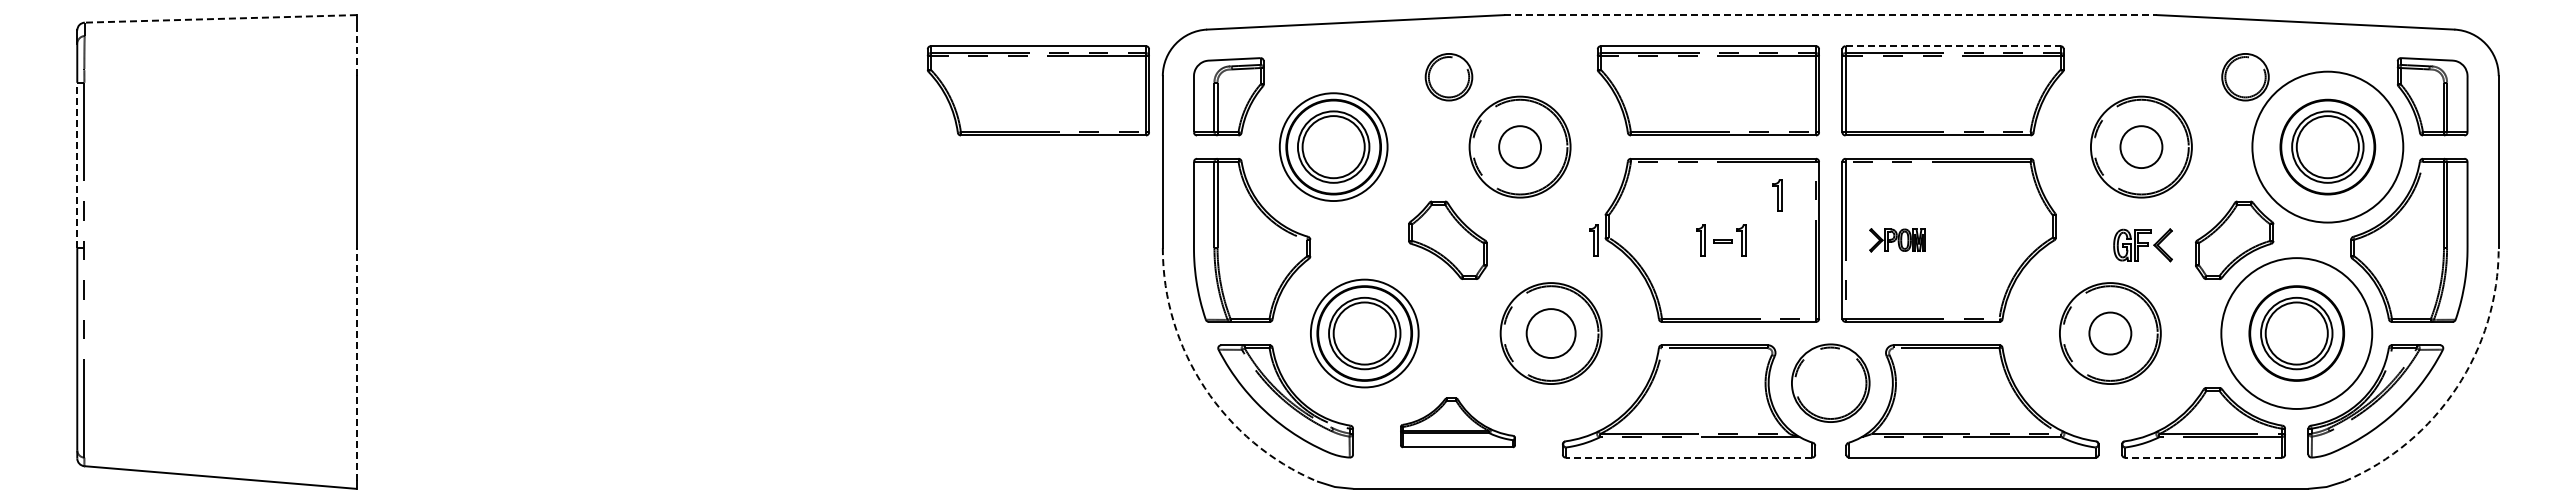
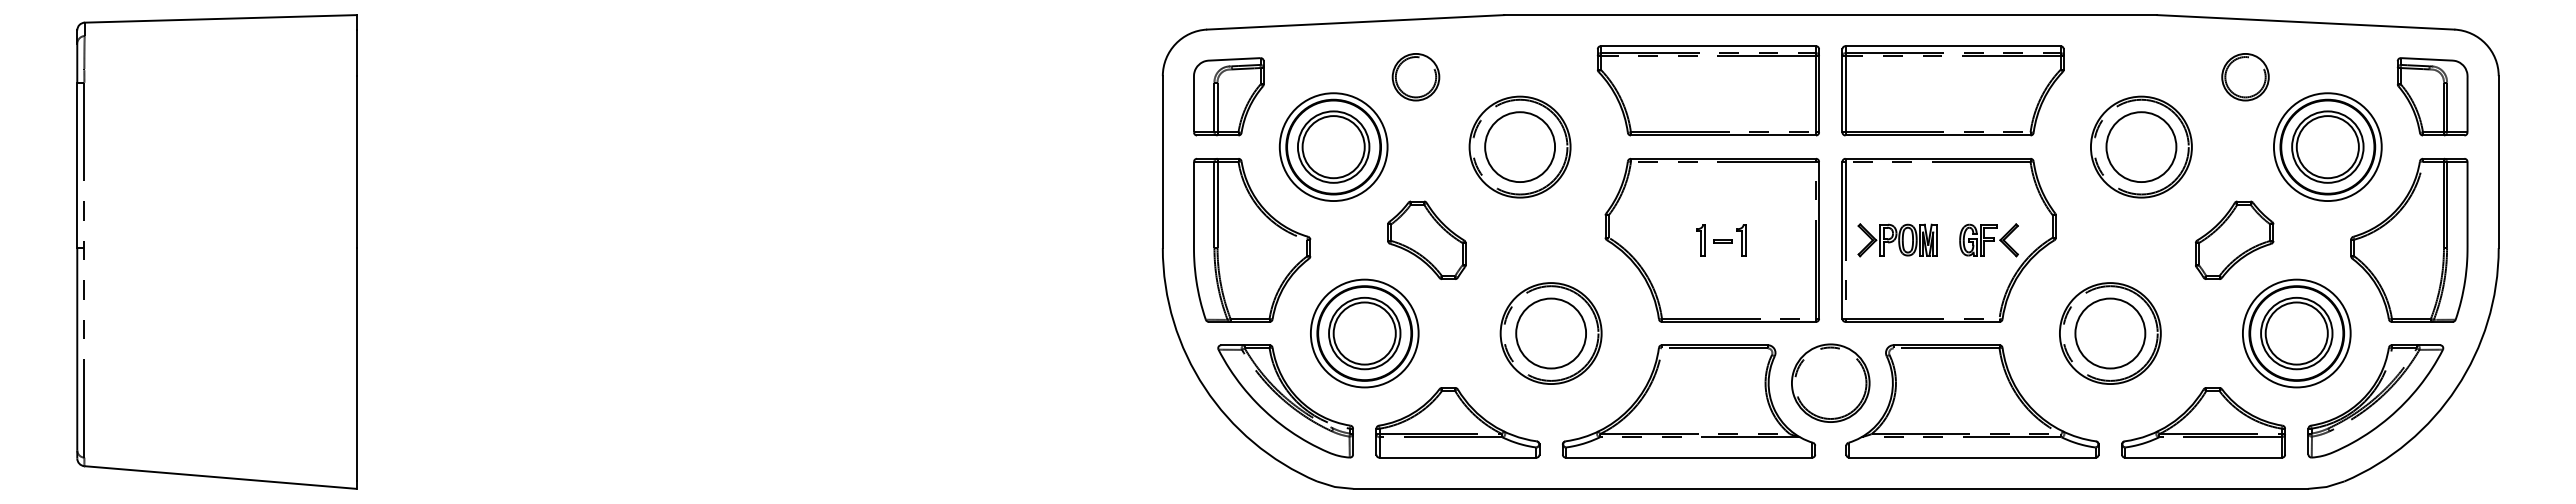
line: dashed -> solid (1831, 15)
line: dashed -> solid (220, 18)
line: dashed -> solid (1953, 46)
line: dashed -> solid (356, 52)
part position: (1448, 77) -> (1415, 77) (1415, 77)
part: present -> none (1038, 90)
circle diameter: 151 px -> 108 px (2327, 147)
circle diameter: 42 px -> 70 px (1520, 147)
circle diameter: 42 px -> 70 px (2141, 147)
line: dashed -> solid (77, 165)
part: present -> none (1777, 195)
part position: (1447, 239) -> (1426, 239) (1426, 239)
part: present -> none (1593, 240)
part size: 57x25 px -> 81x35 px (1897, 240)
part position: (2142, 245) -> (1988, 240) (1988, 240)
circle diameter: 49 px -> 70 px (1551, 333)
circle diameter: 42 px -> 70 px (2110, 333)
circle diameter: 151 px -> 108 px (2296, 333)
line: dashed -> solid (356, 364)
arc: dashed -> solid (1204, 387)
arc: dashed -> solid (2456, 387)
part size: 116x52 px -> 166x72 px (1457, 422)
line: dashed -> solid (1688, 457)
line: dashed -> solid (2203, 457)
